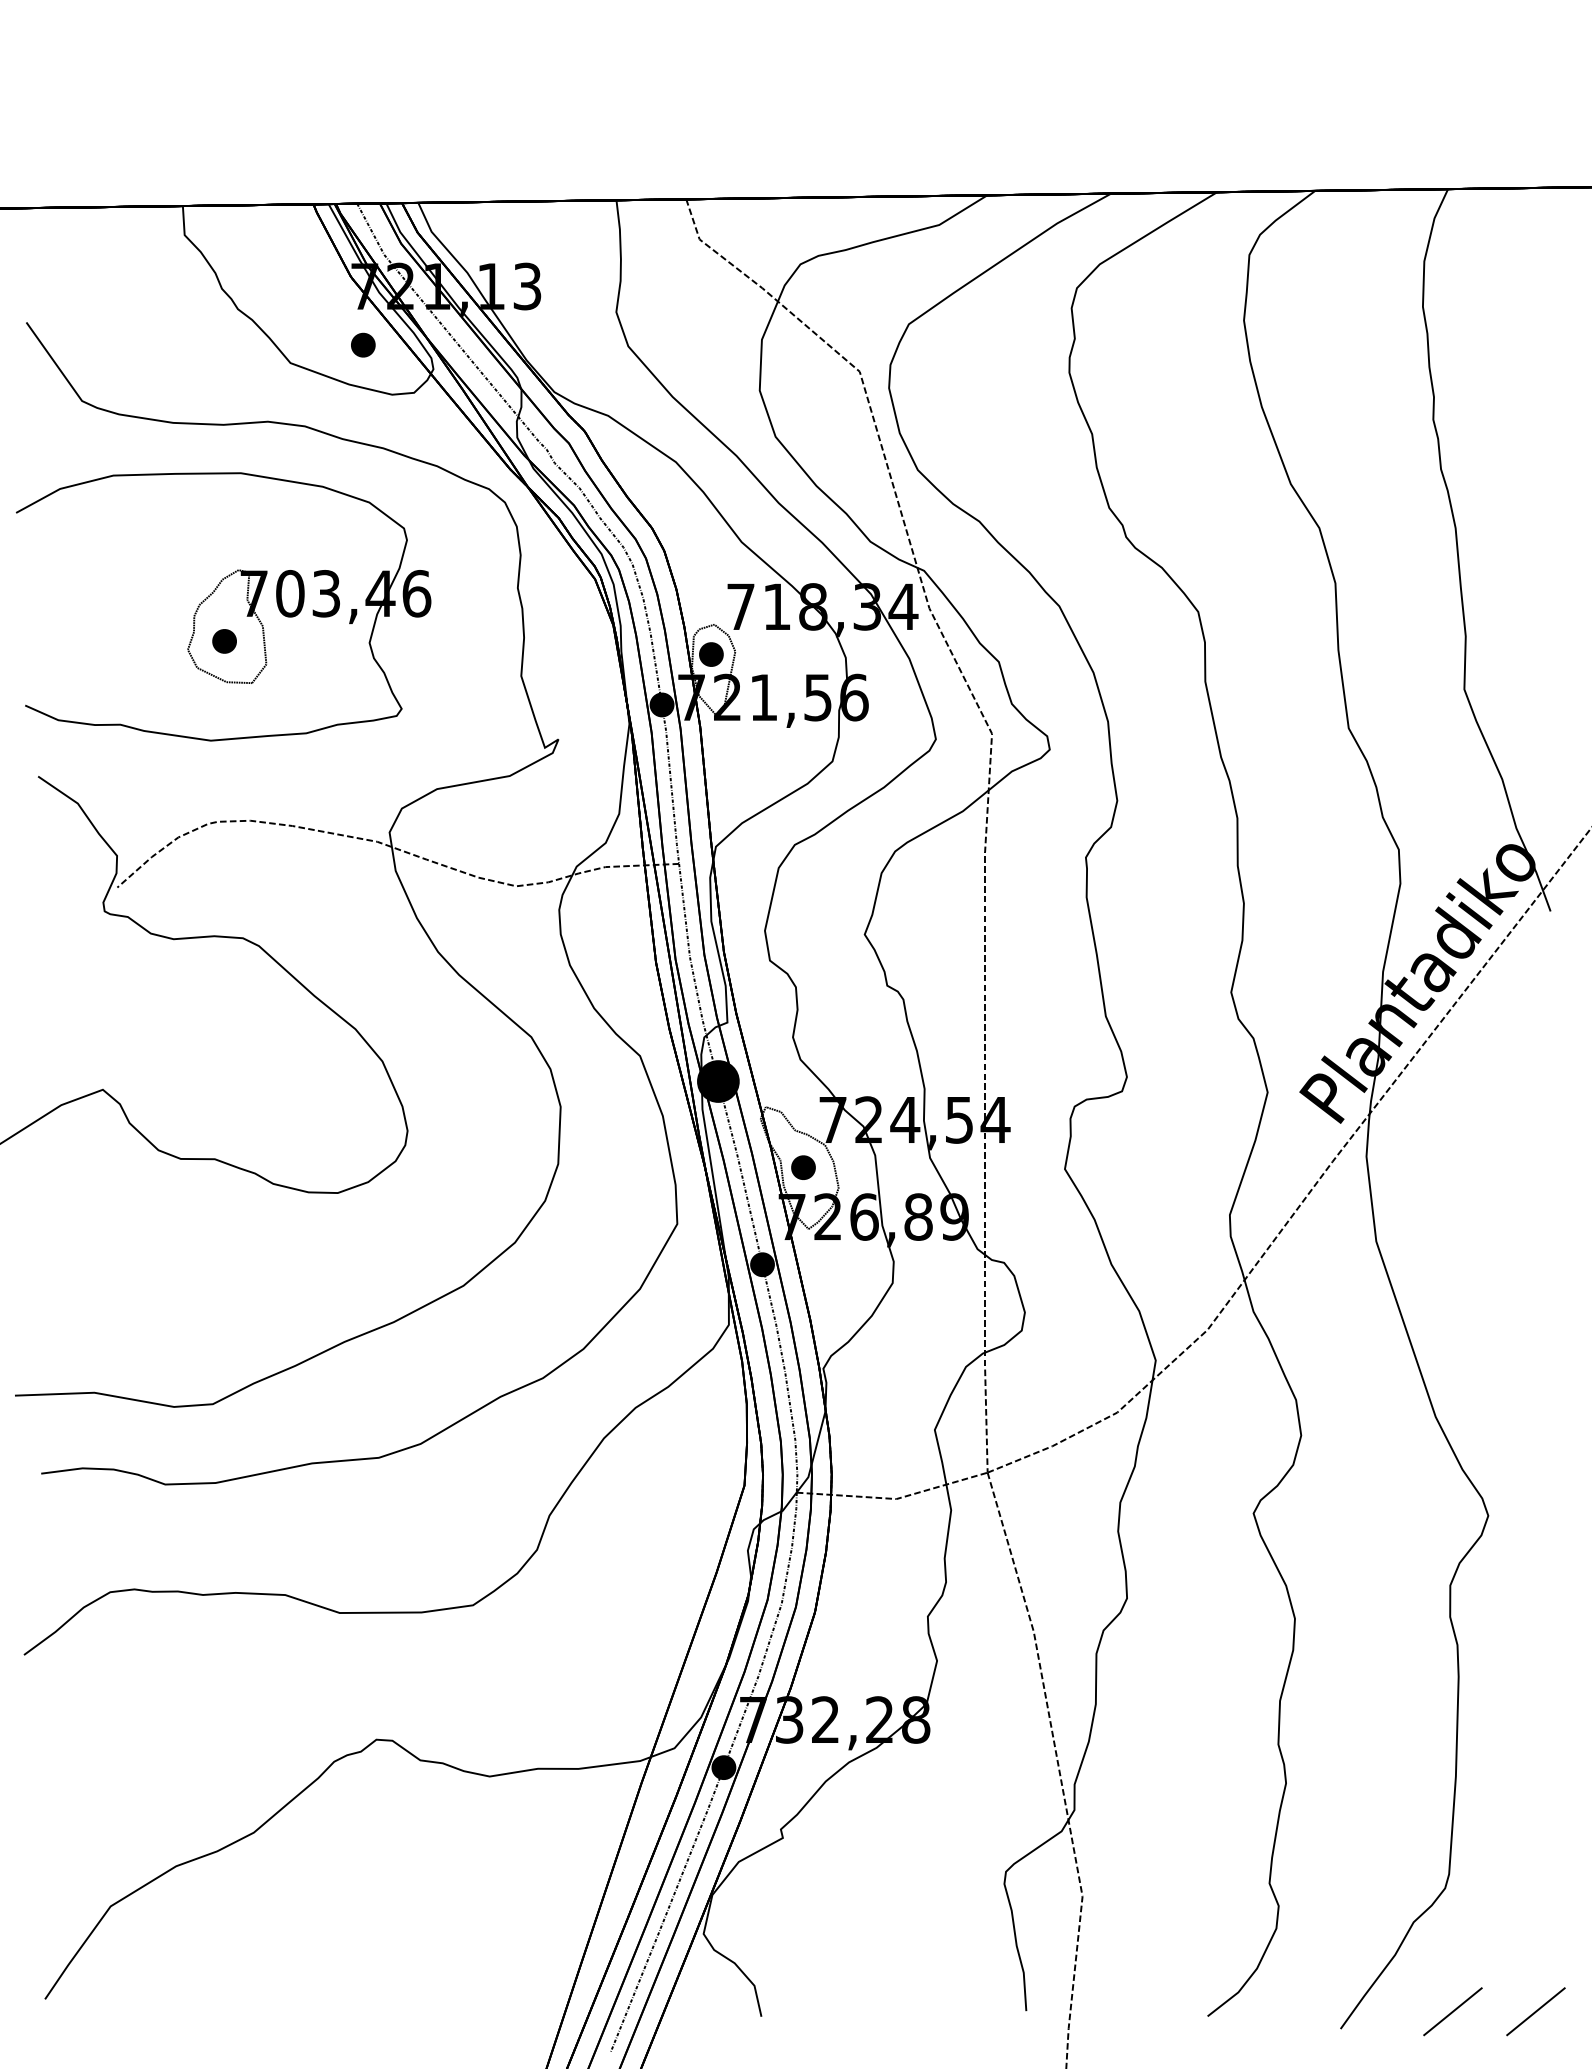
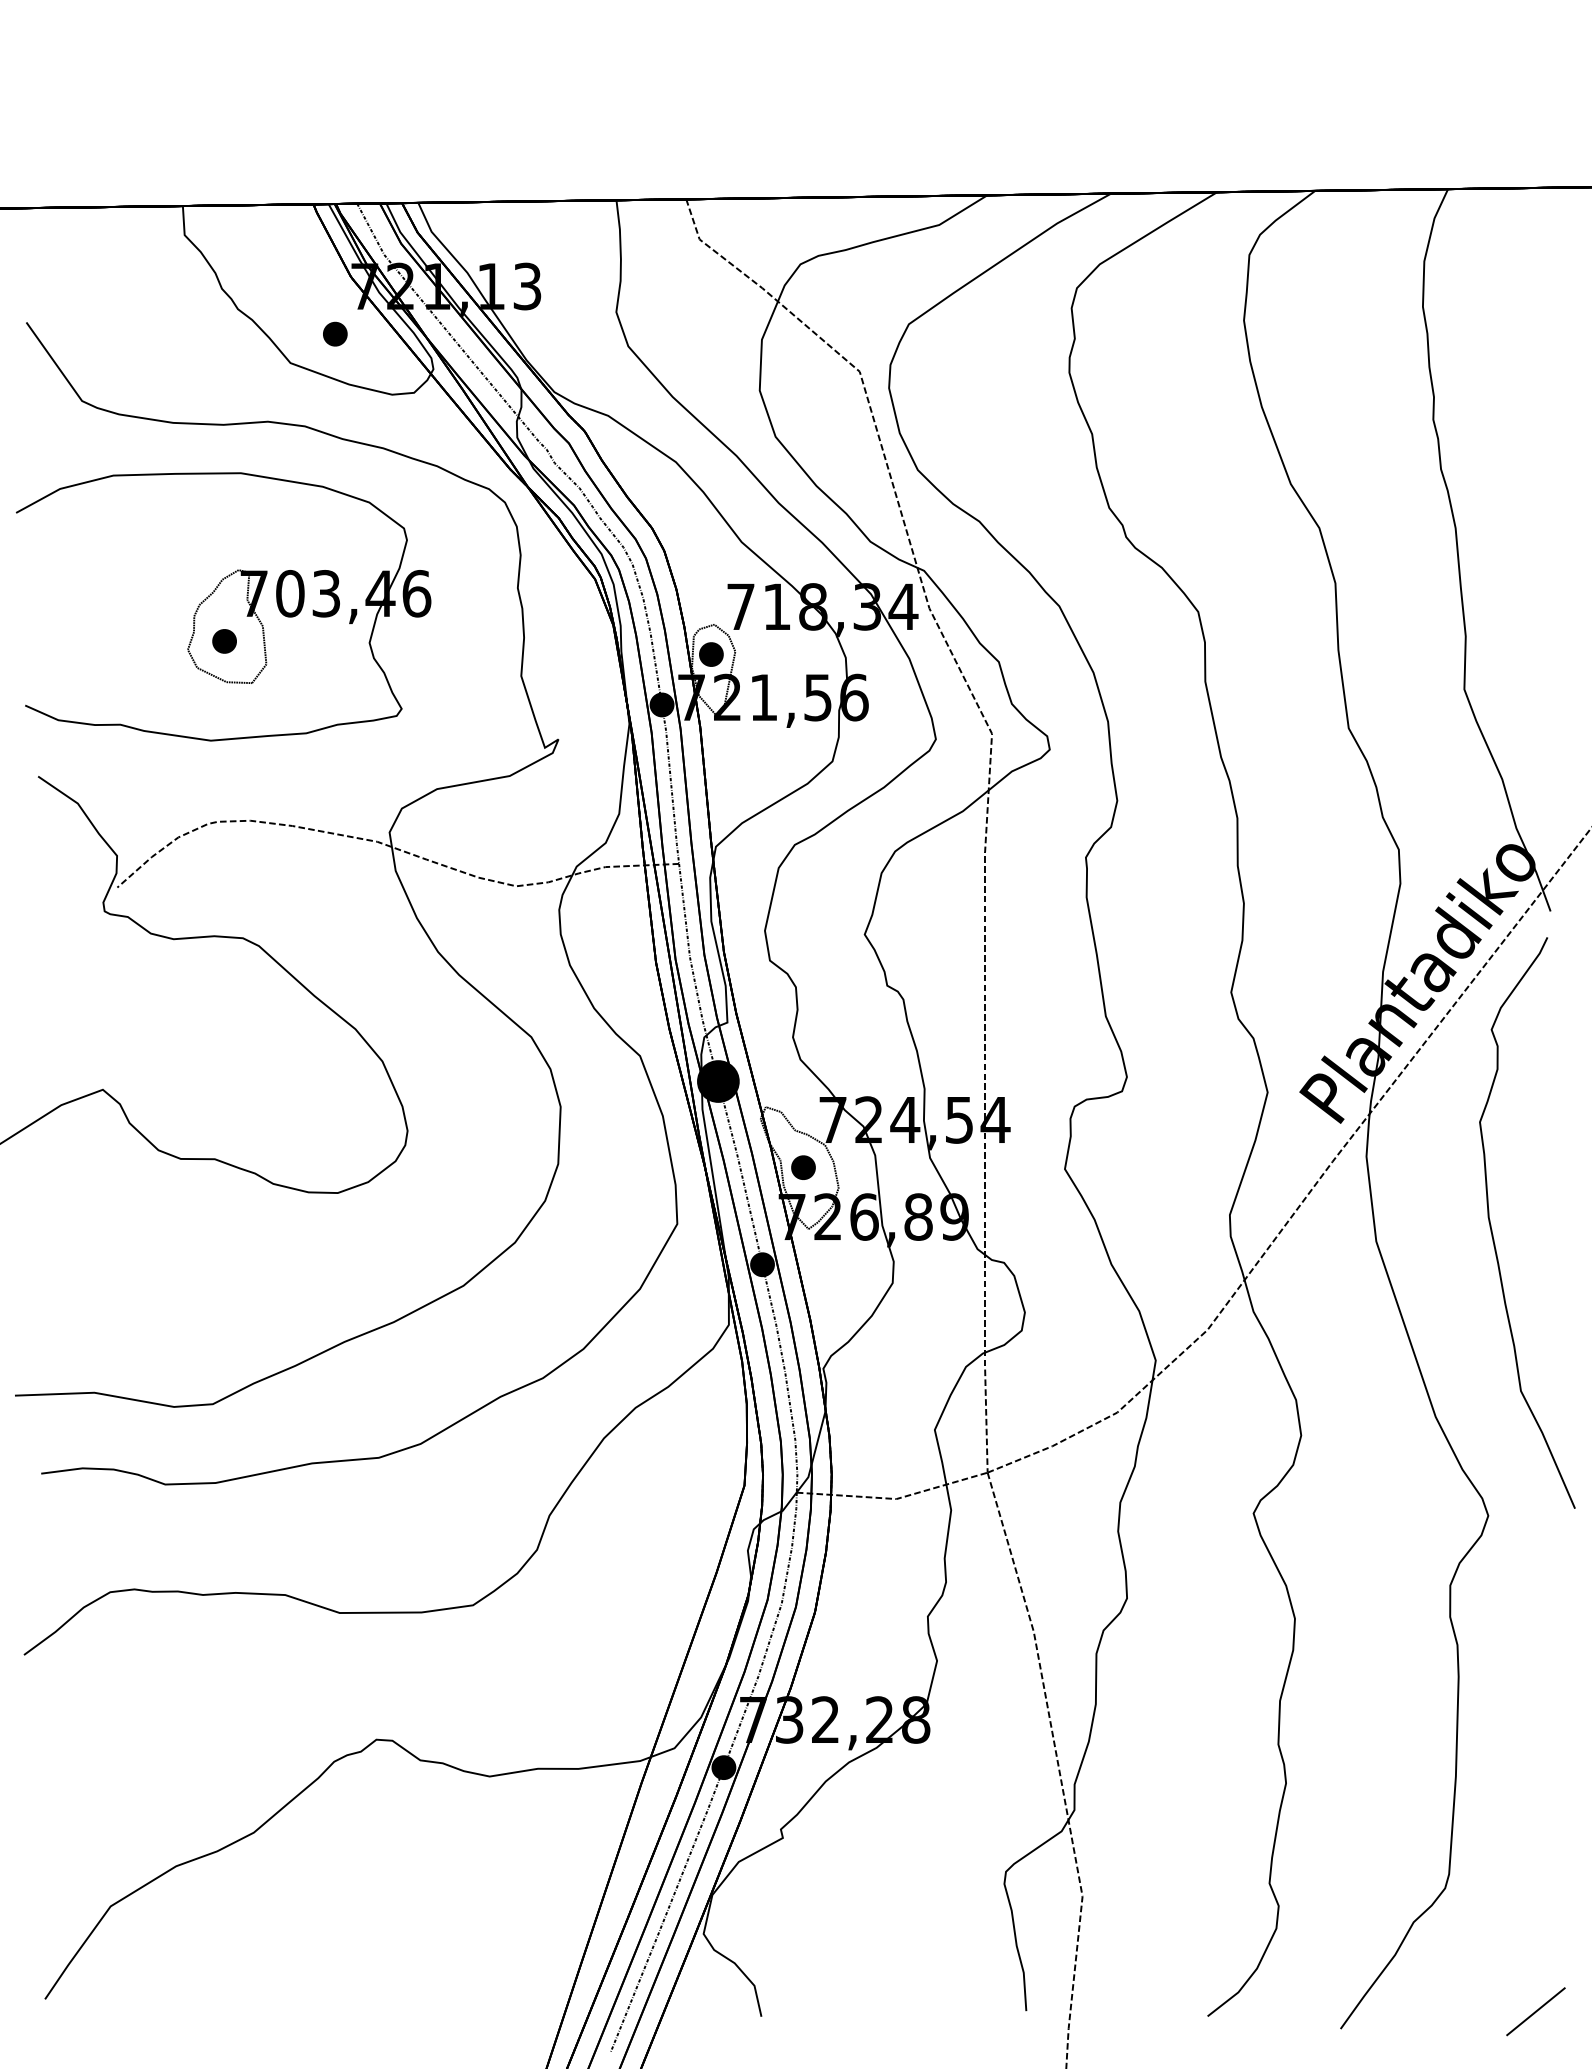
part position: (363, 344) -> (335, 333) (335, 333)
curve: none -> present (1492, 1229)
line: present -> none (1452, 2011)
